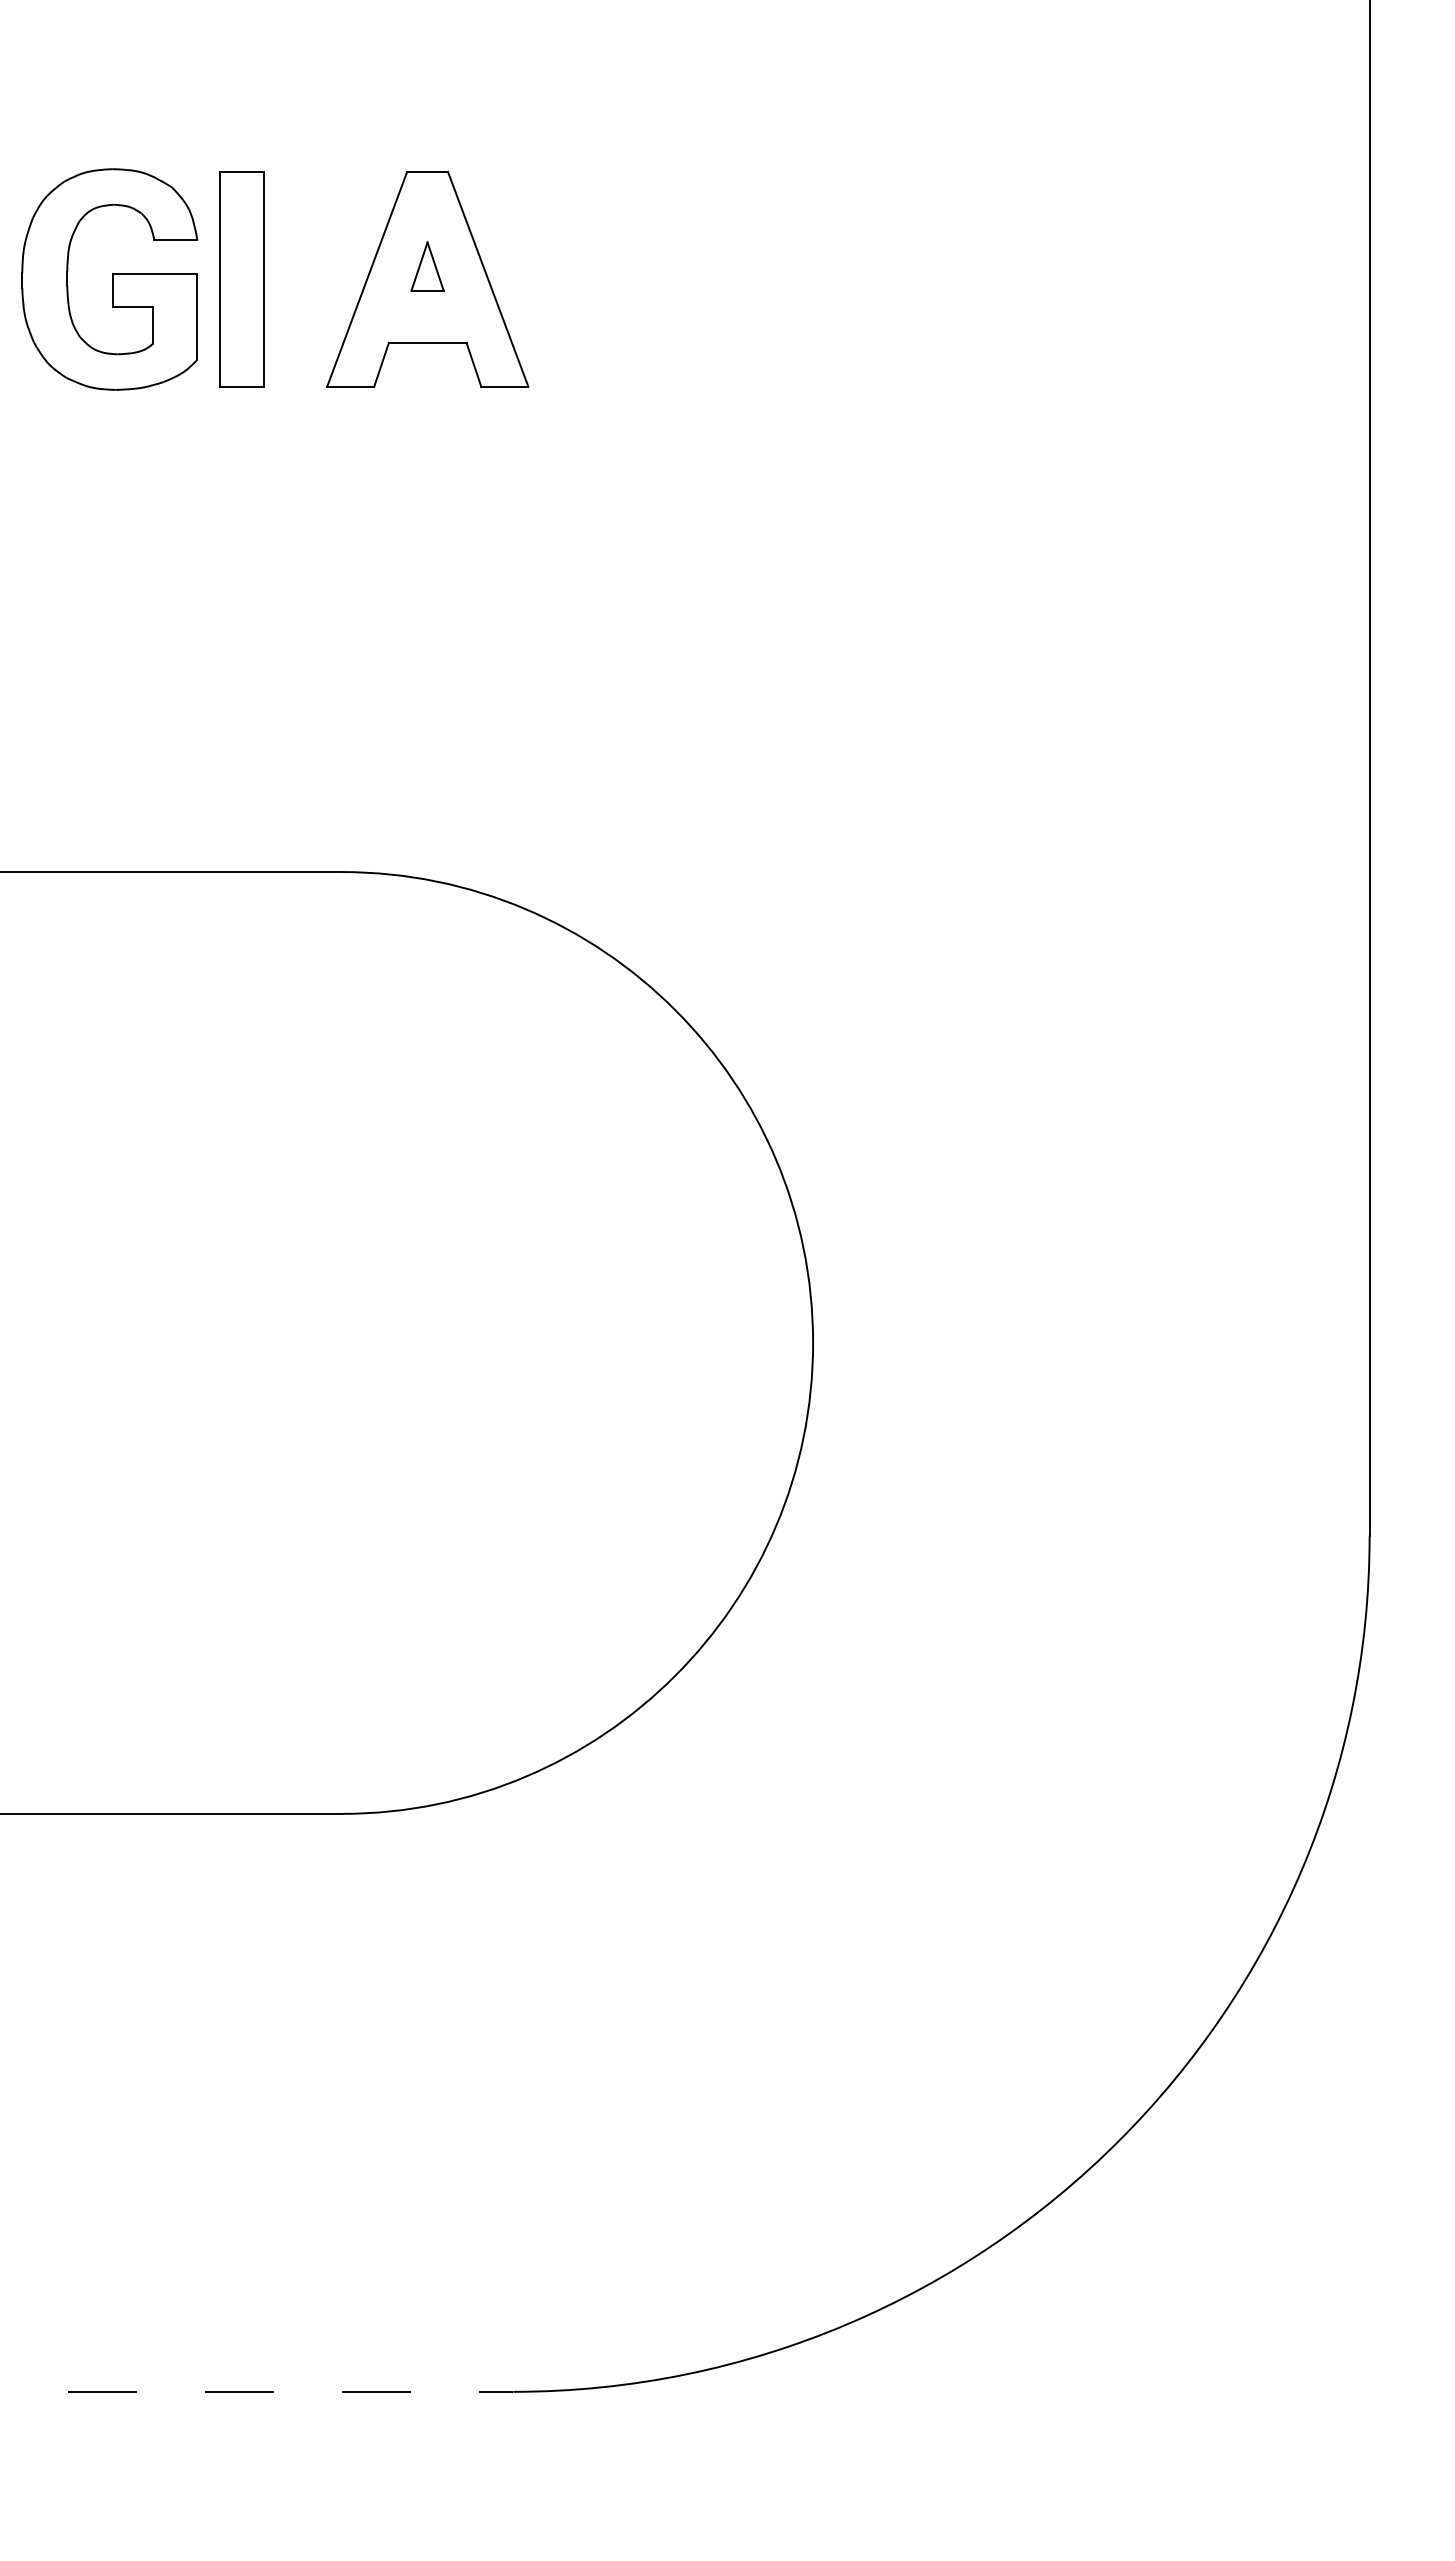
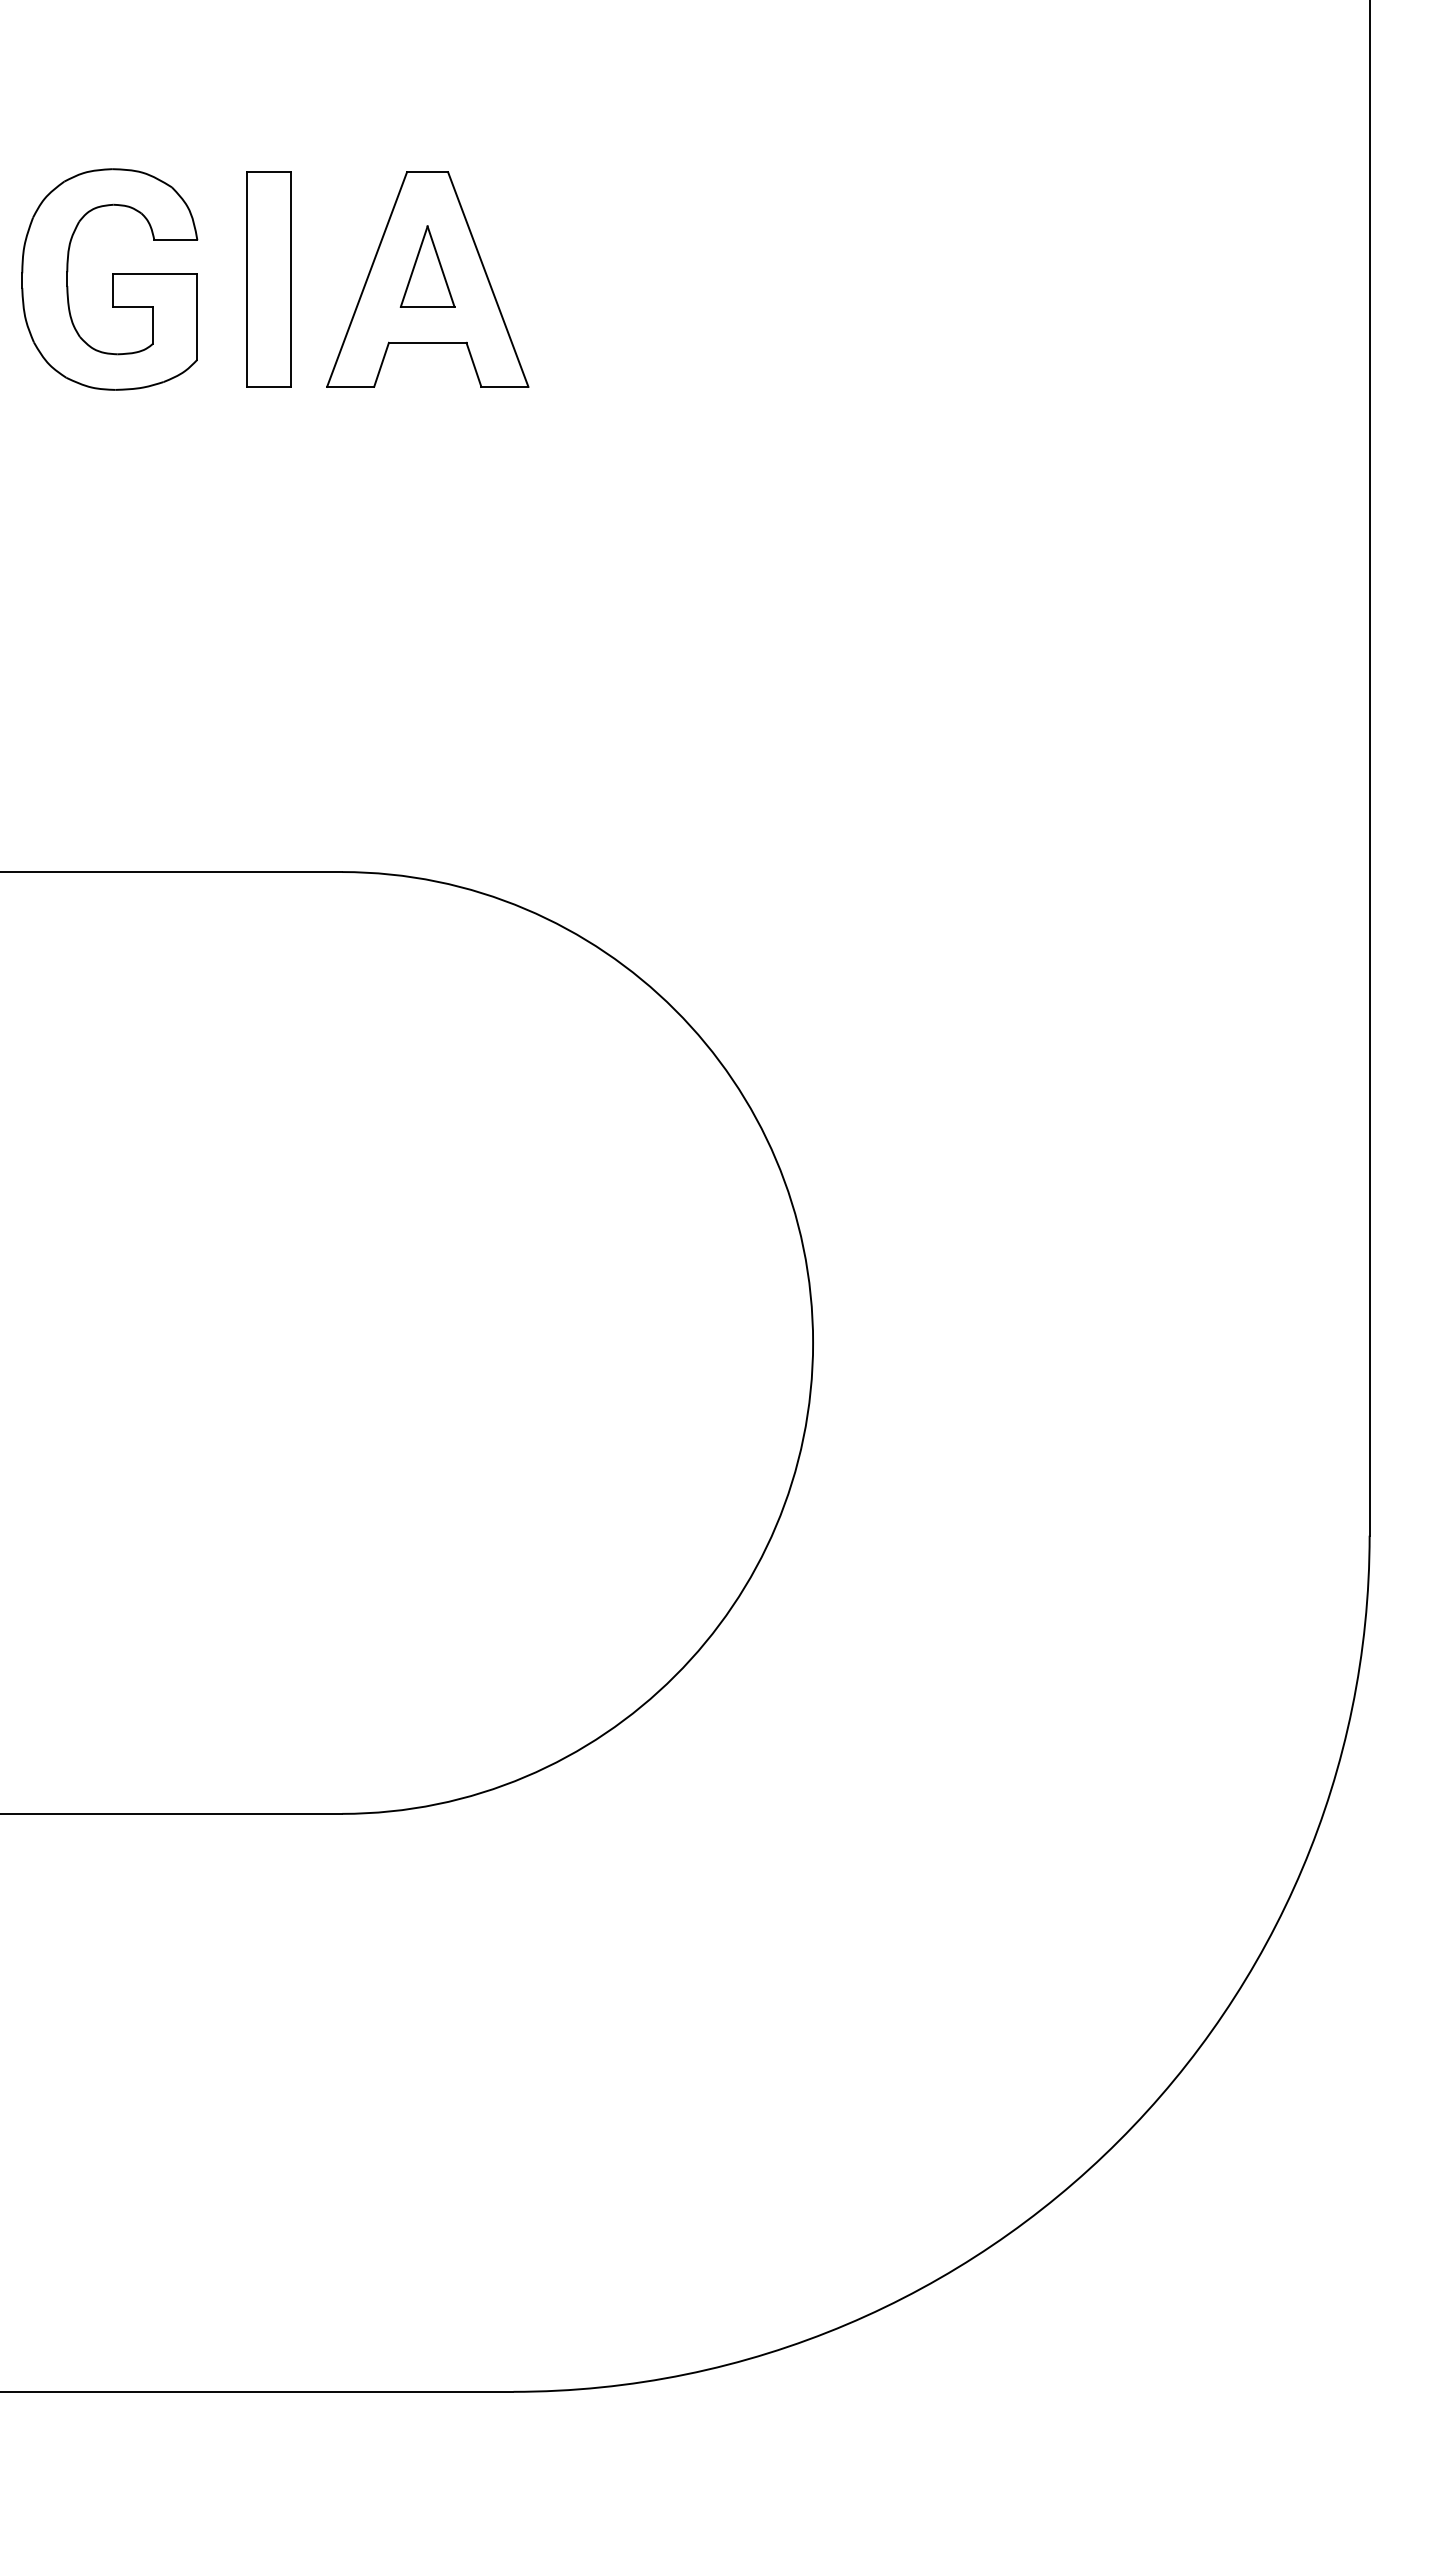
part size: 35x51 px -> 57x83 px (427, 266)
part position: (241, 279) -> (268, 279) (268, 279)
line: dashed -> solid (257, 2391)
